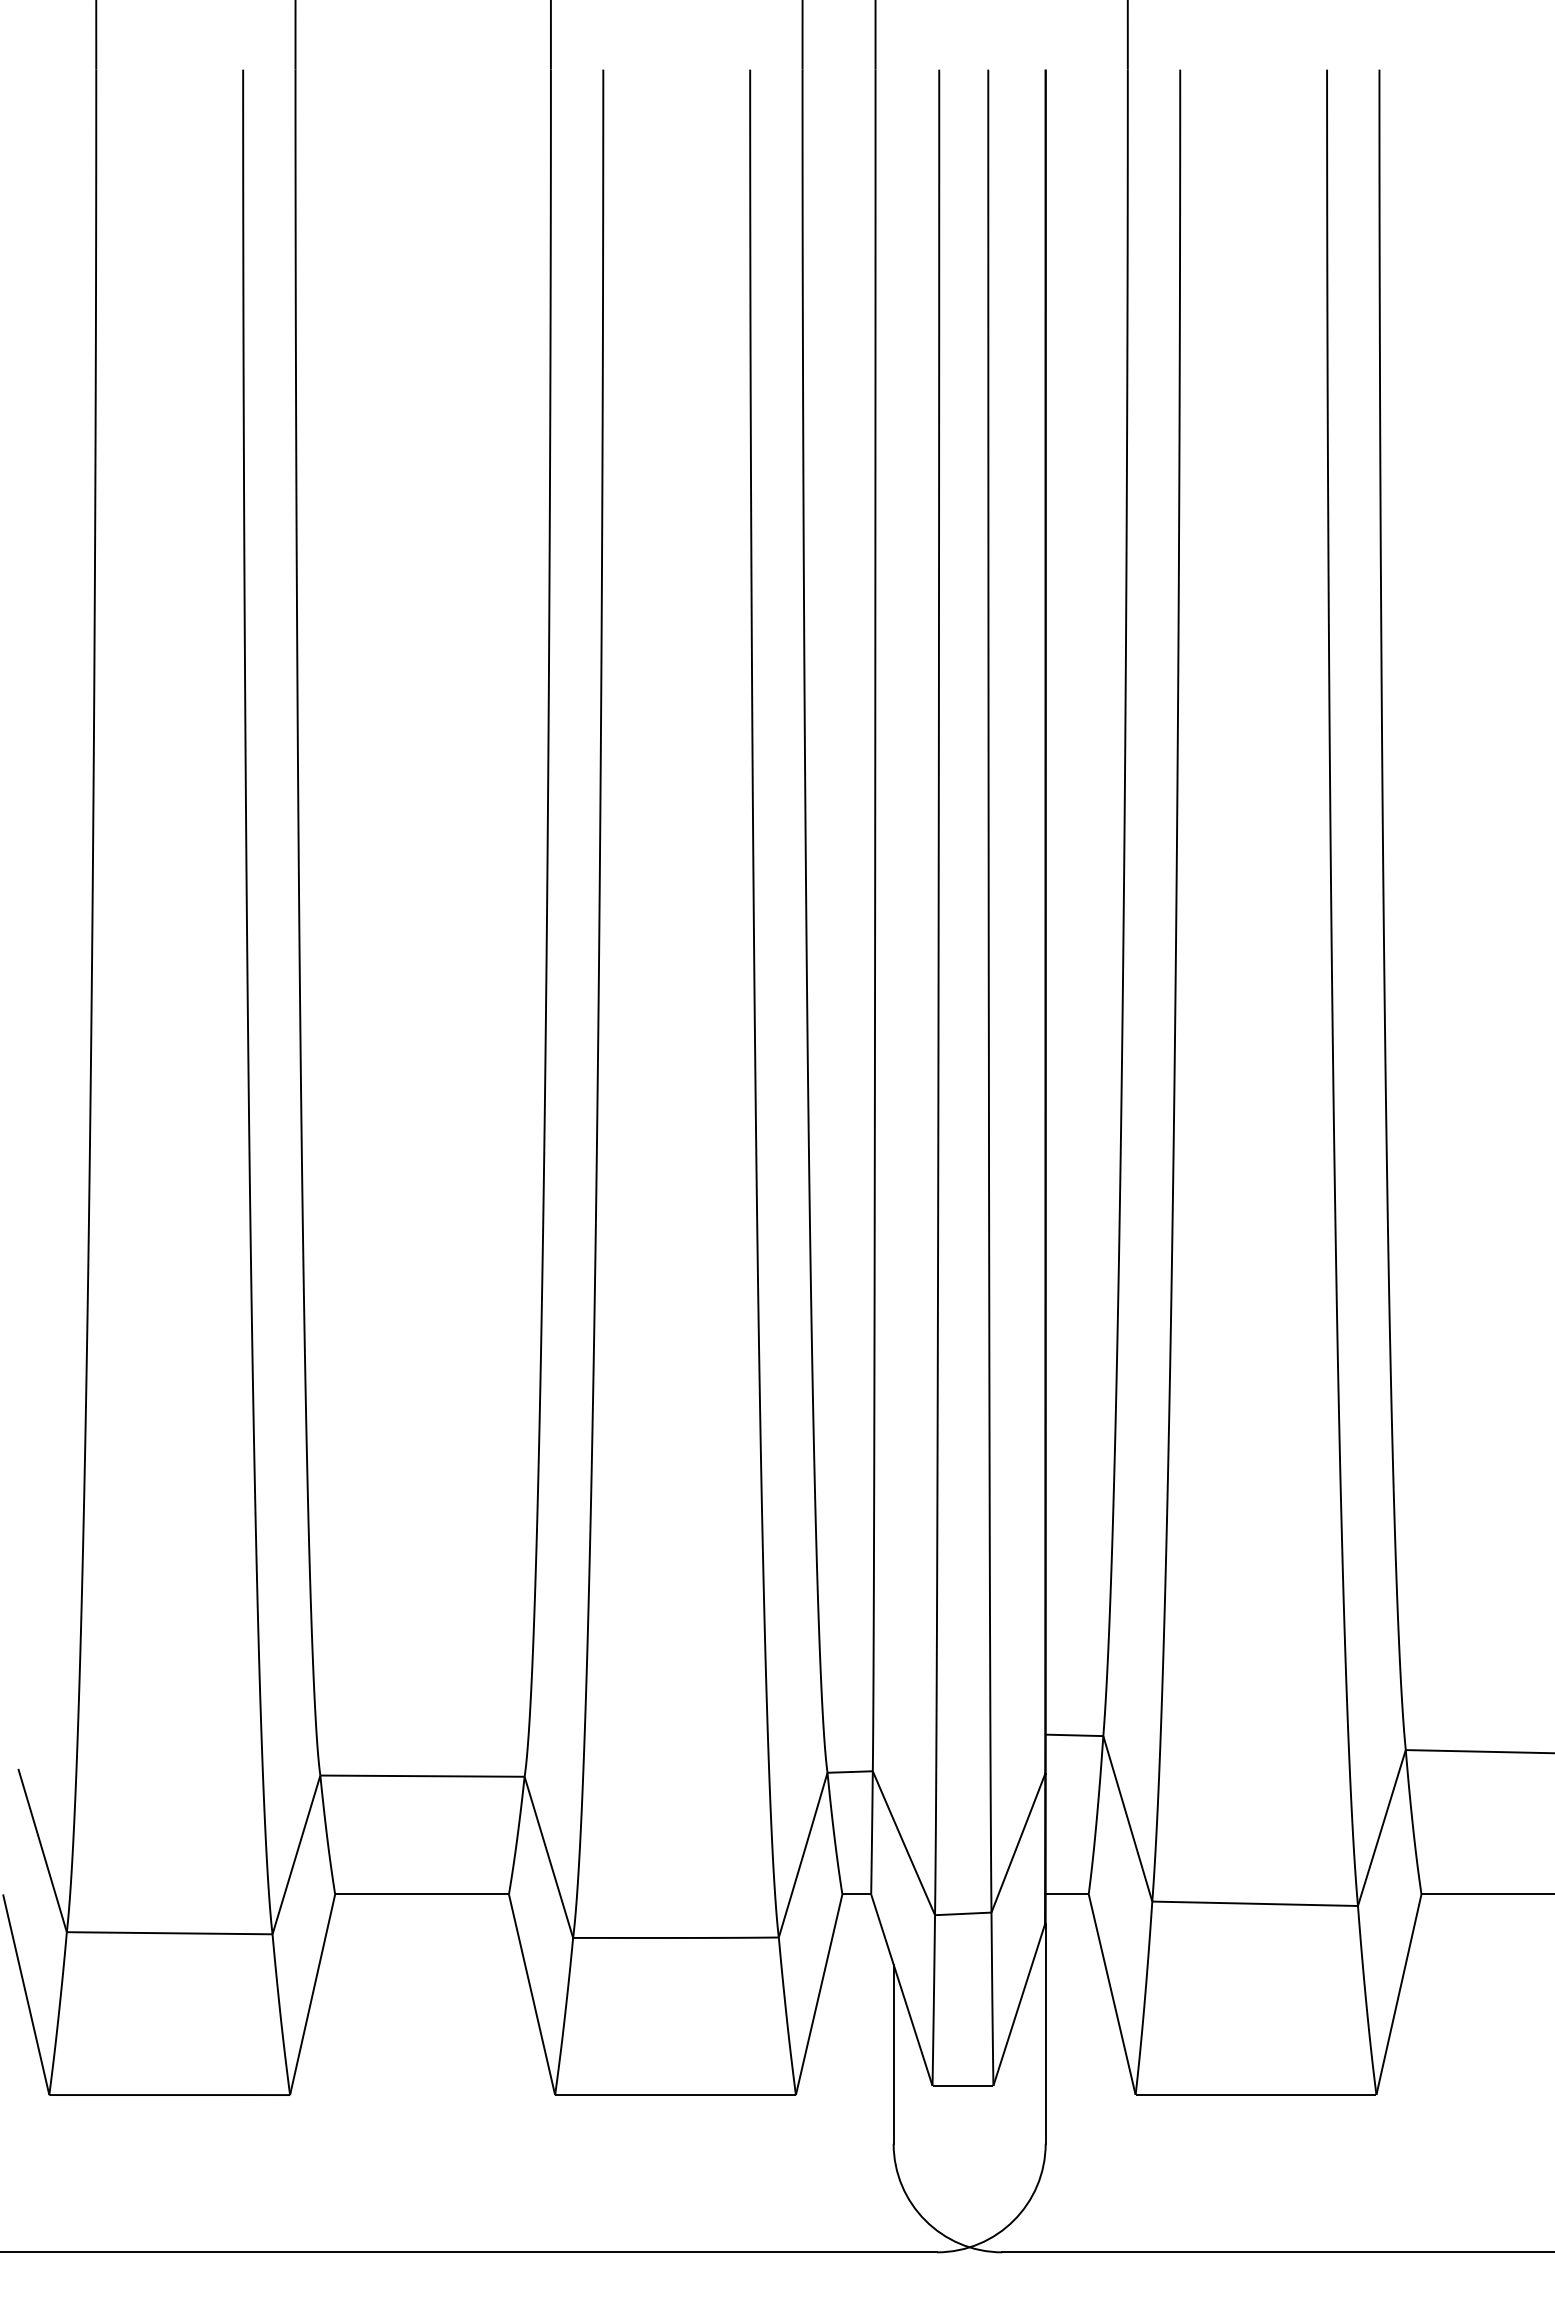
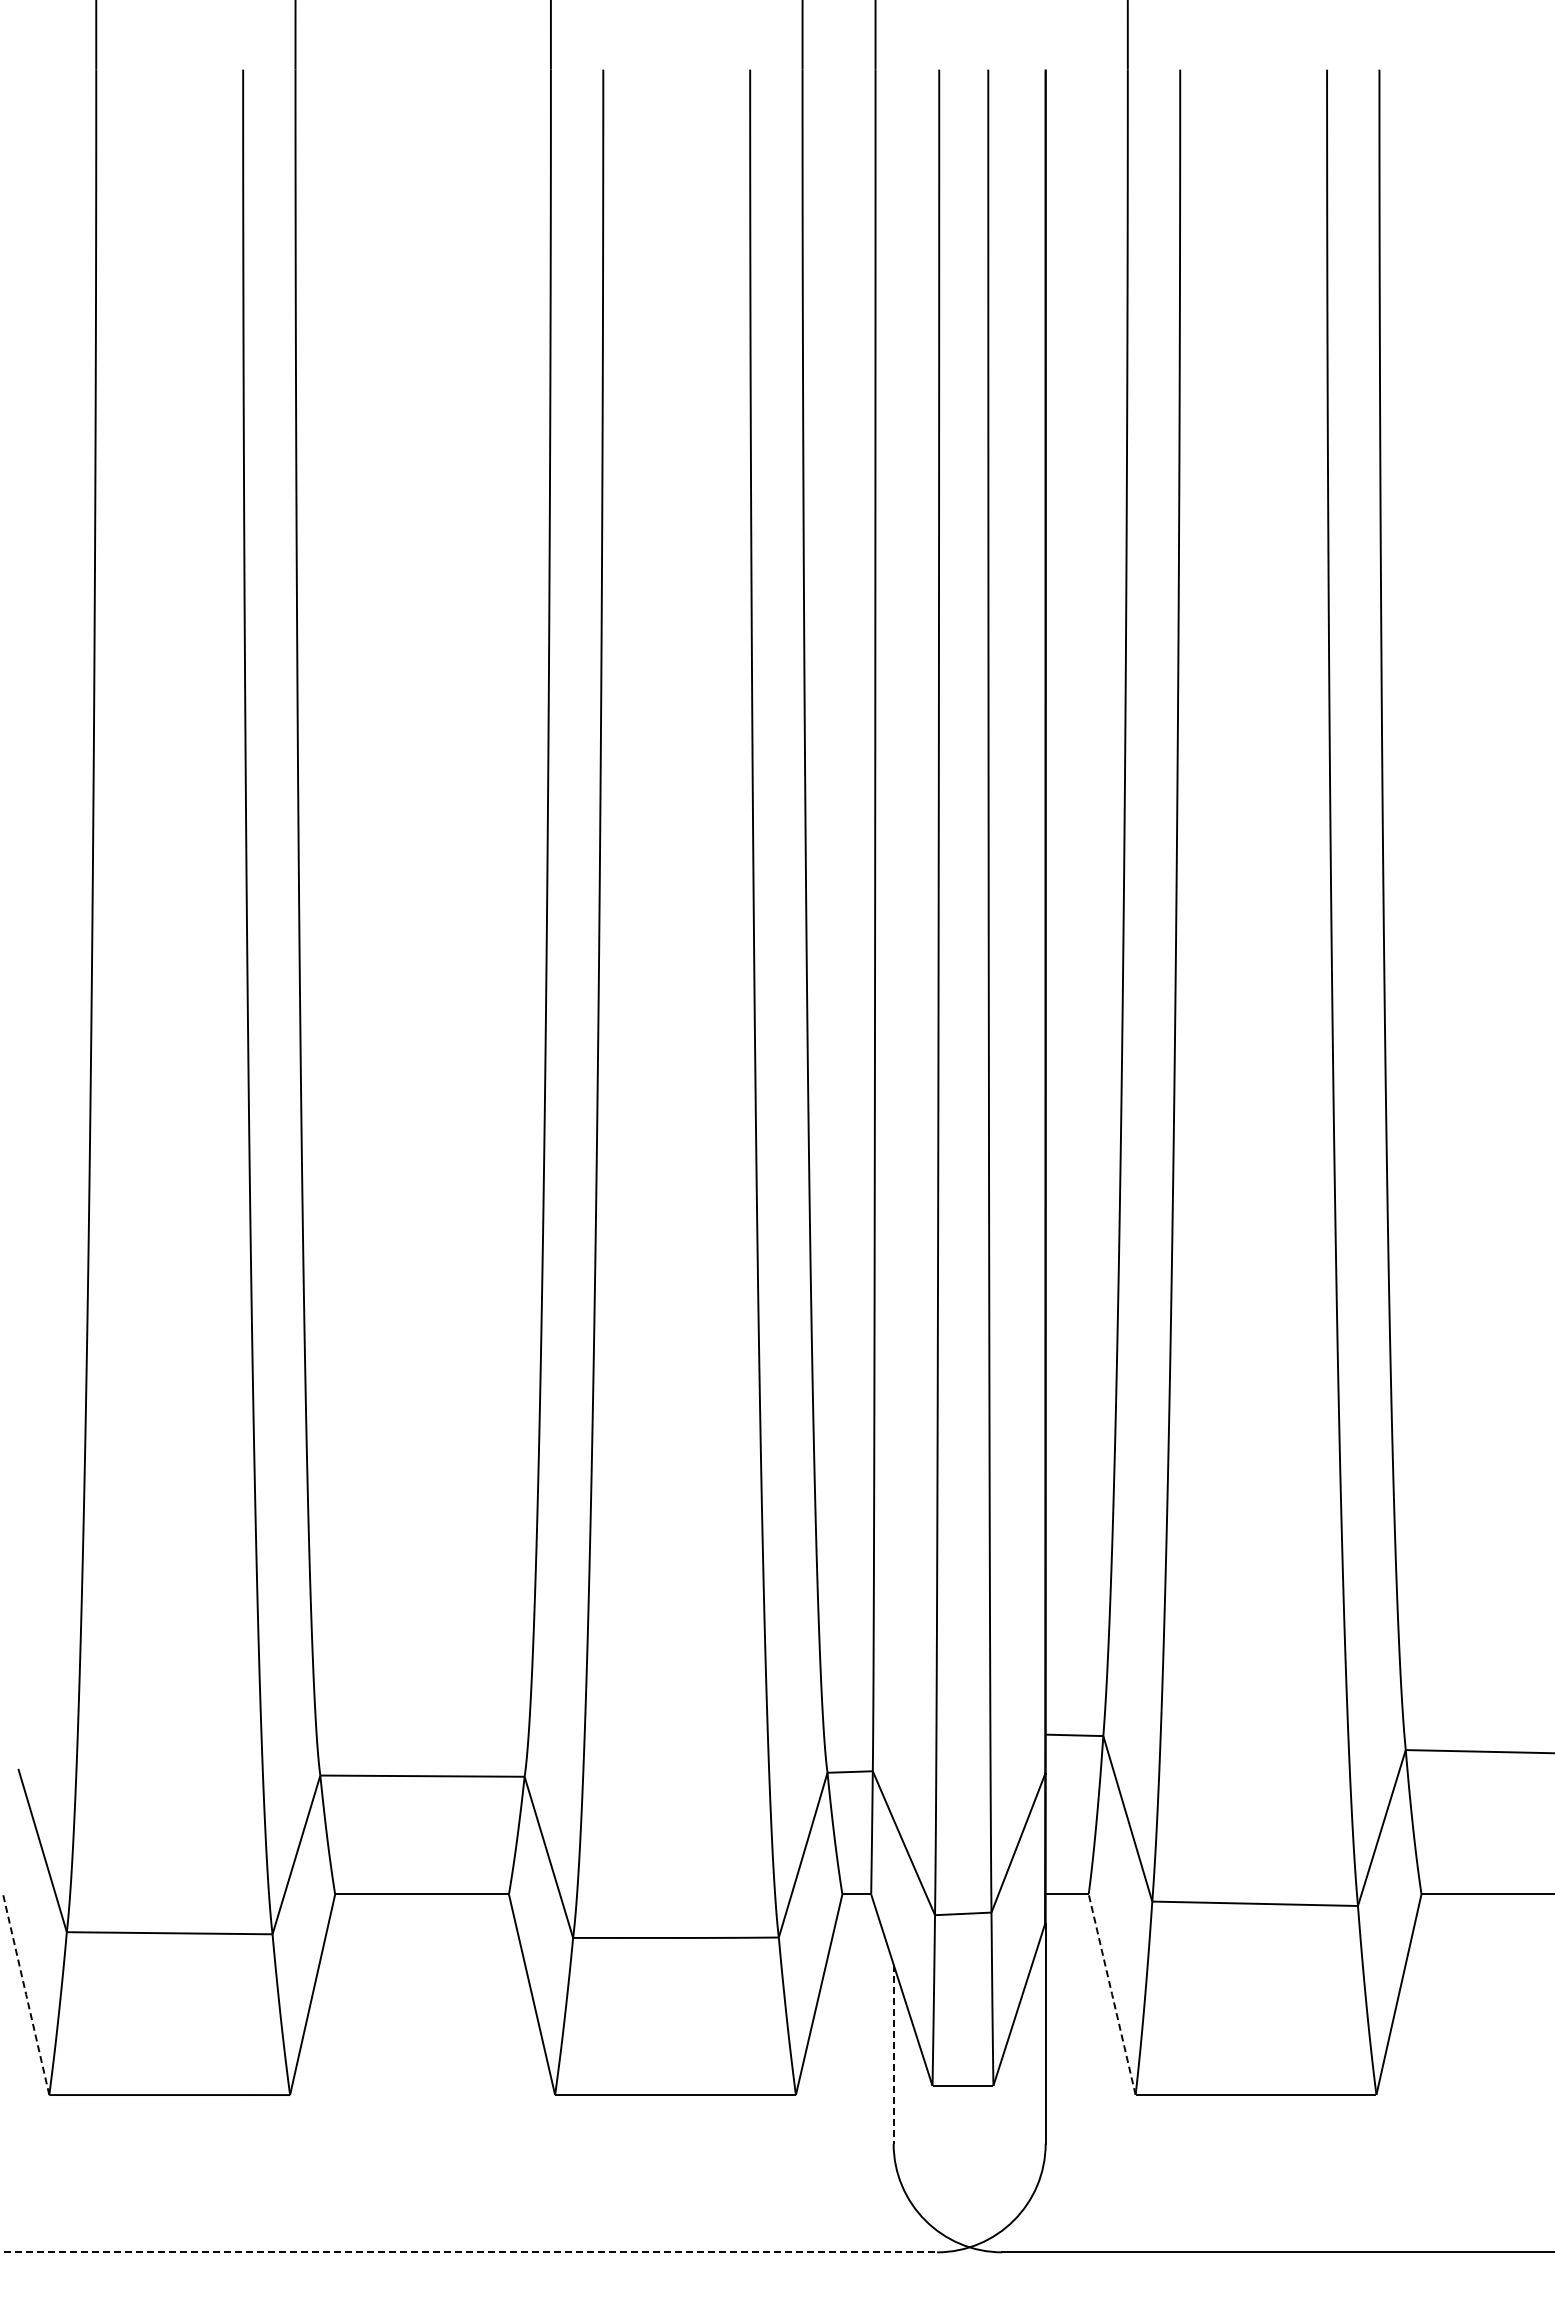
line: solid -> dashed (26, 1994)
line: solid -> dashed (1112, 1994)
line: solid -> dashed (893, 2054)
line: solid -> dashed (469, 2252)
